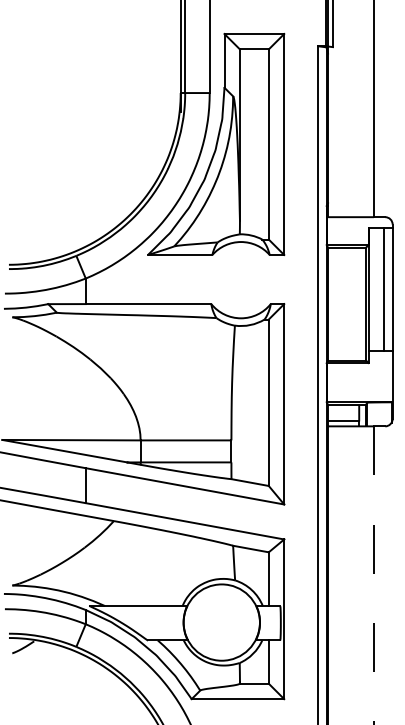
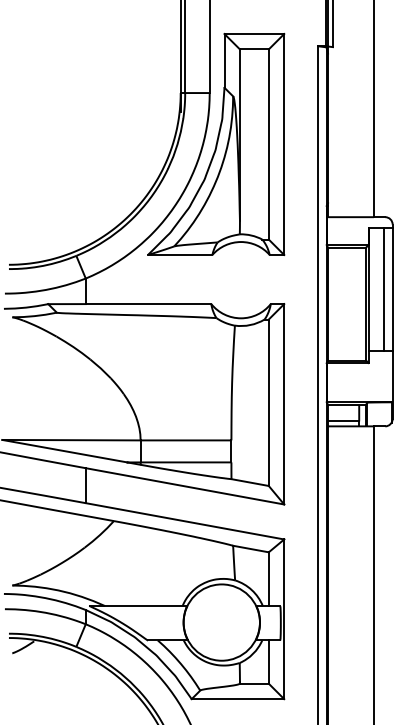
line: dashed -> solid (373, 575)
